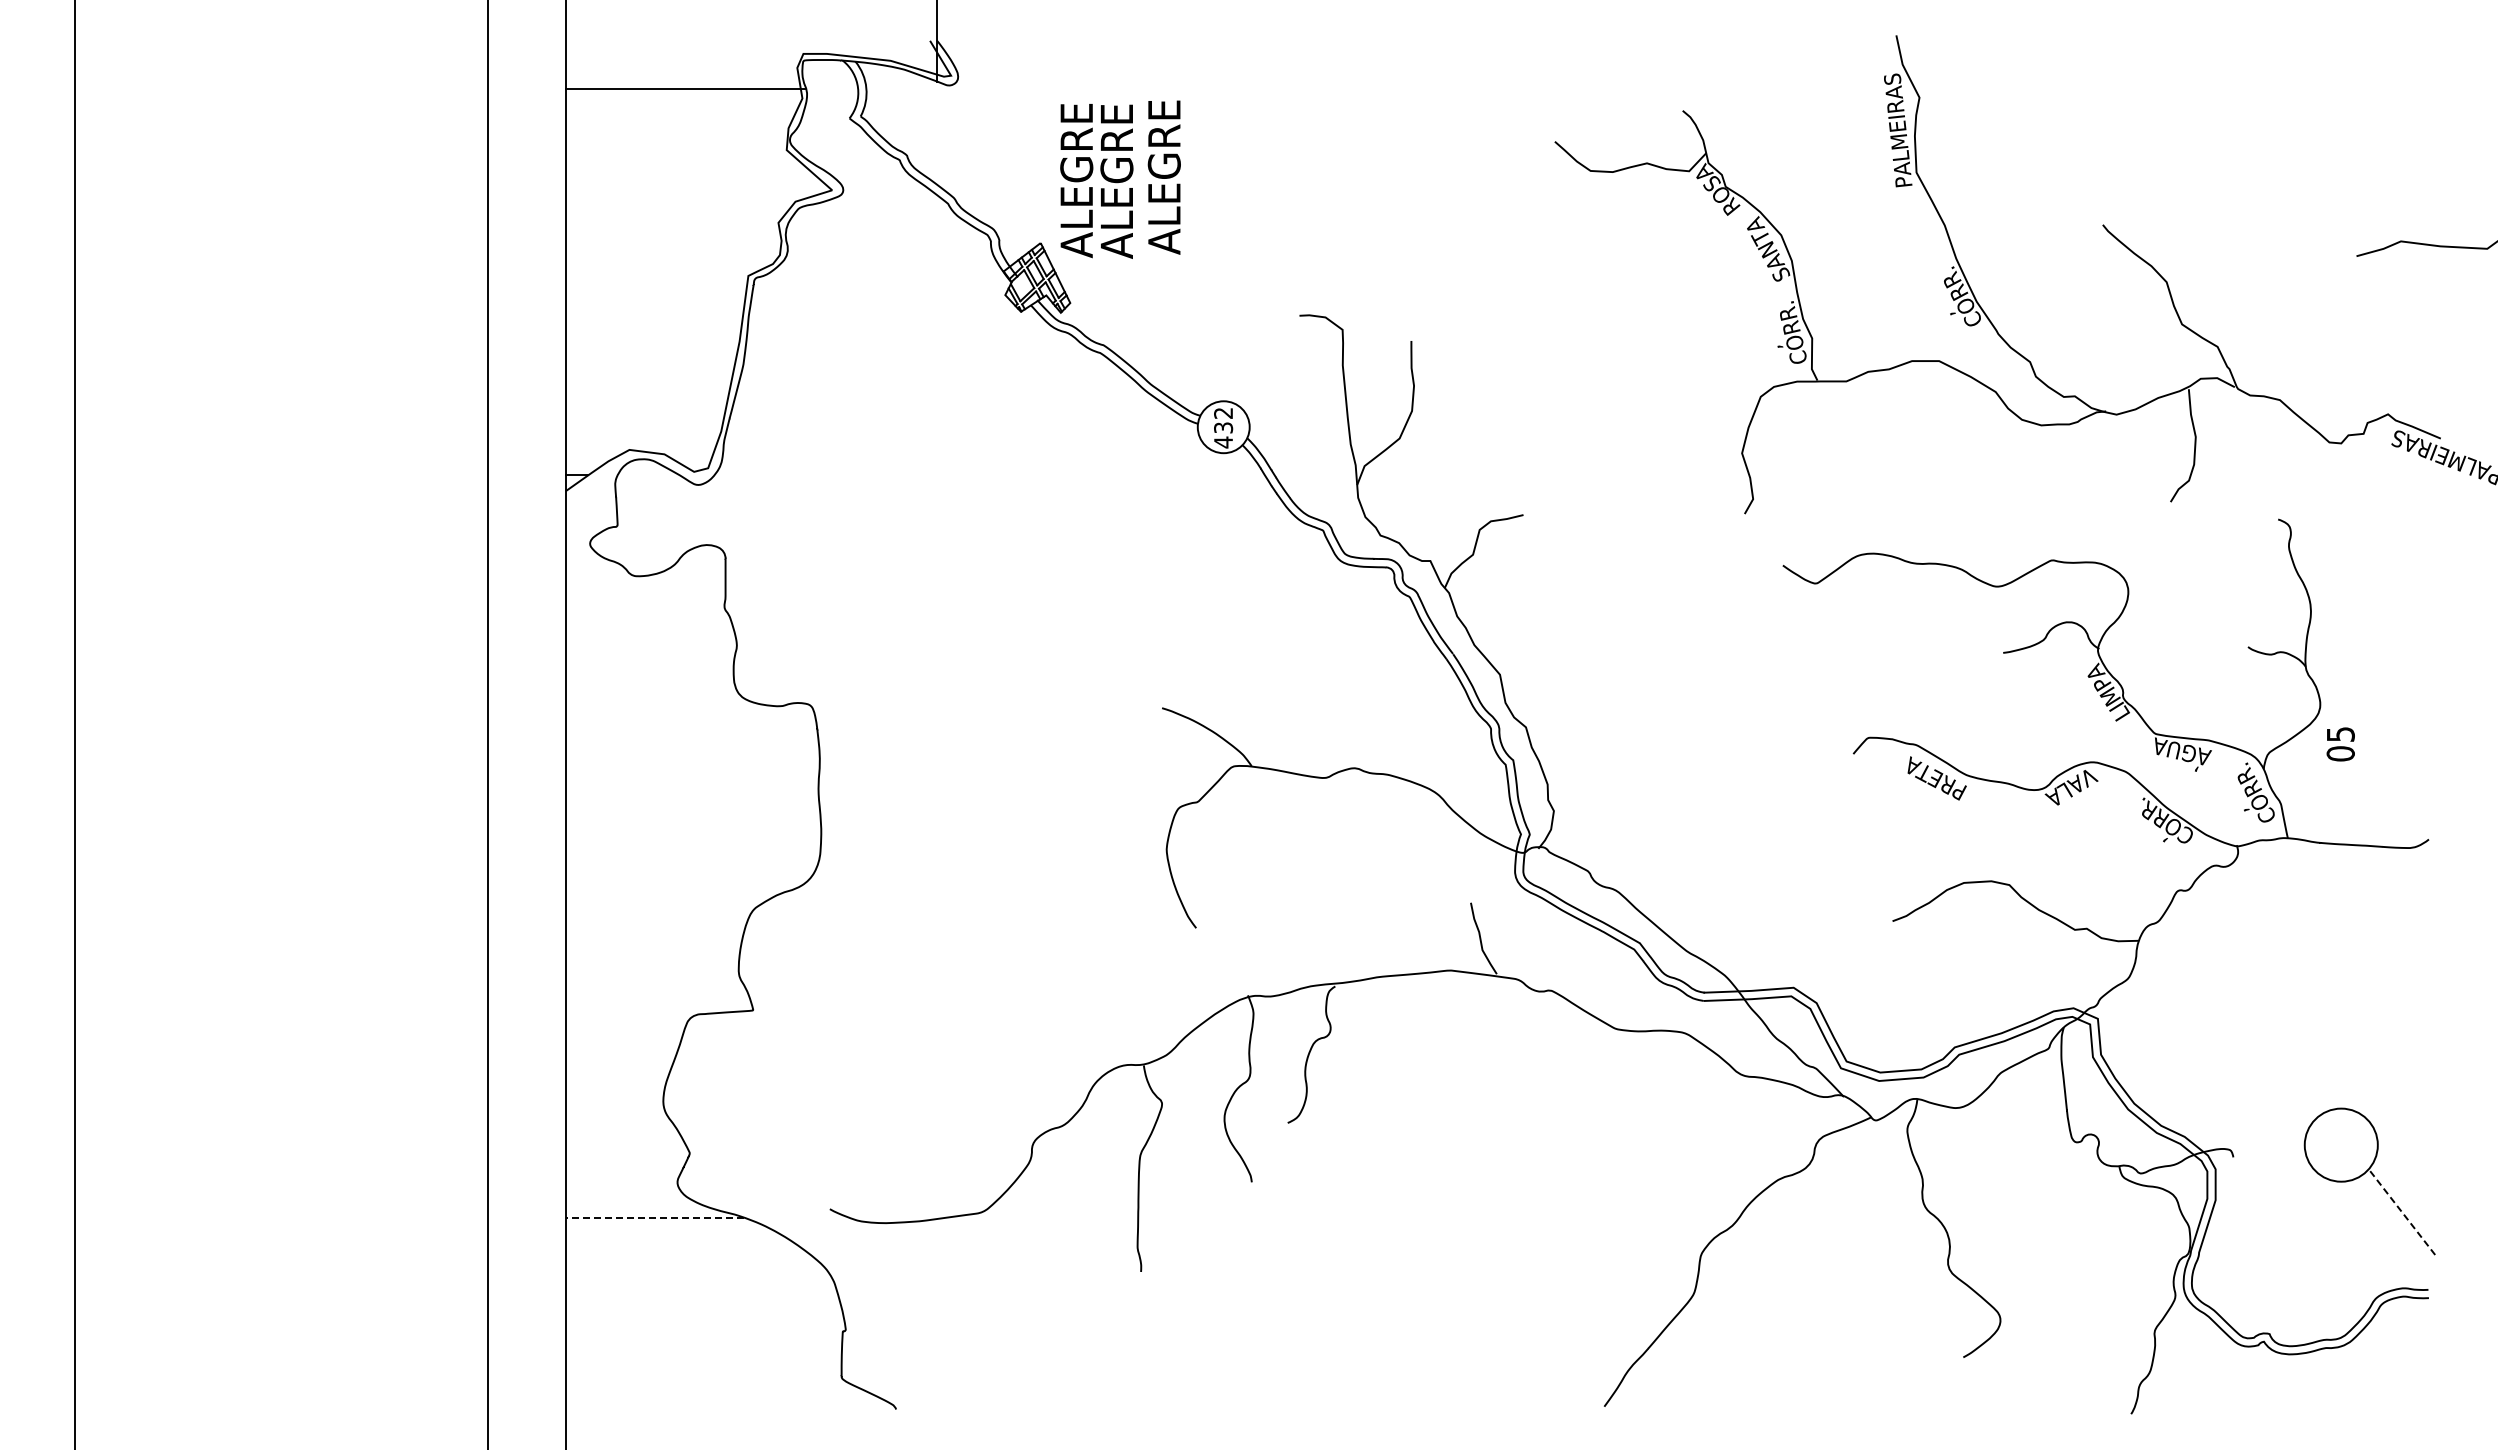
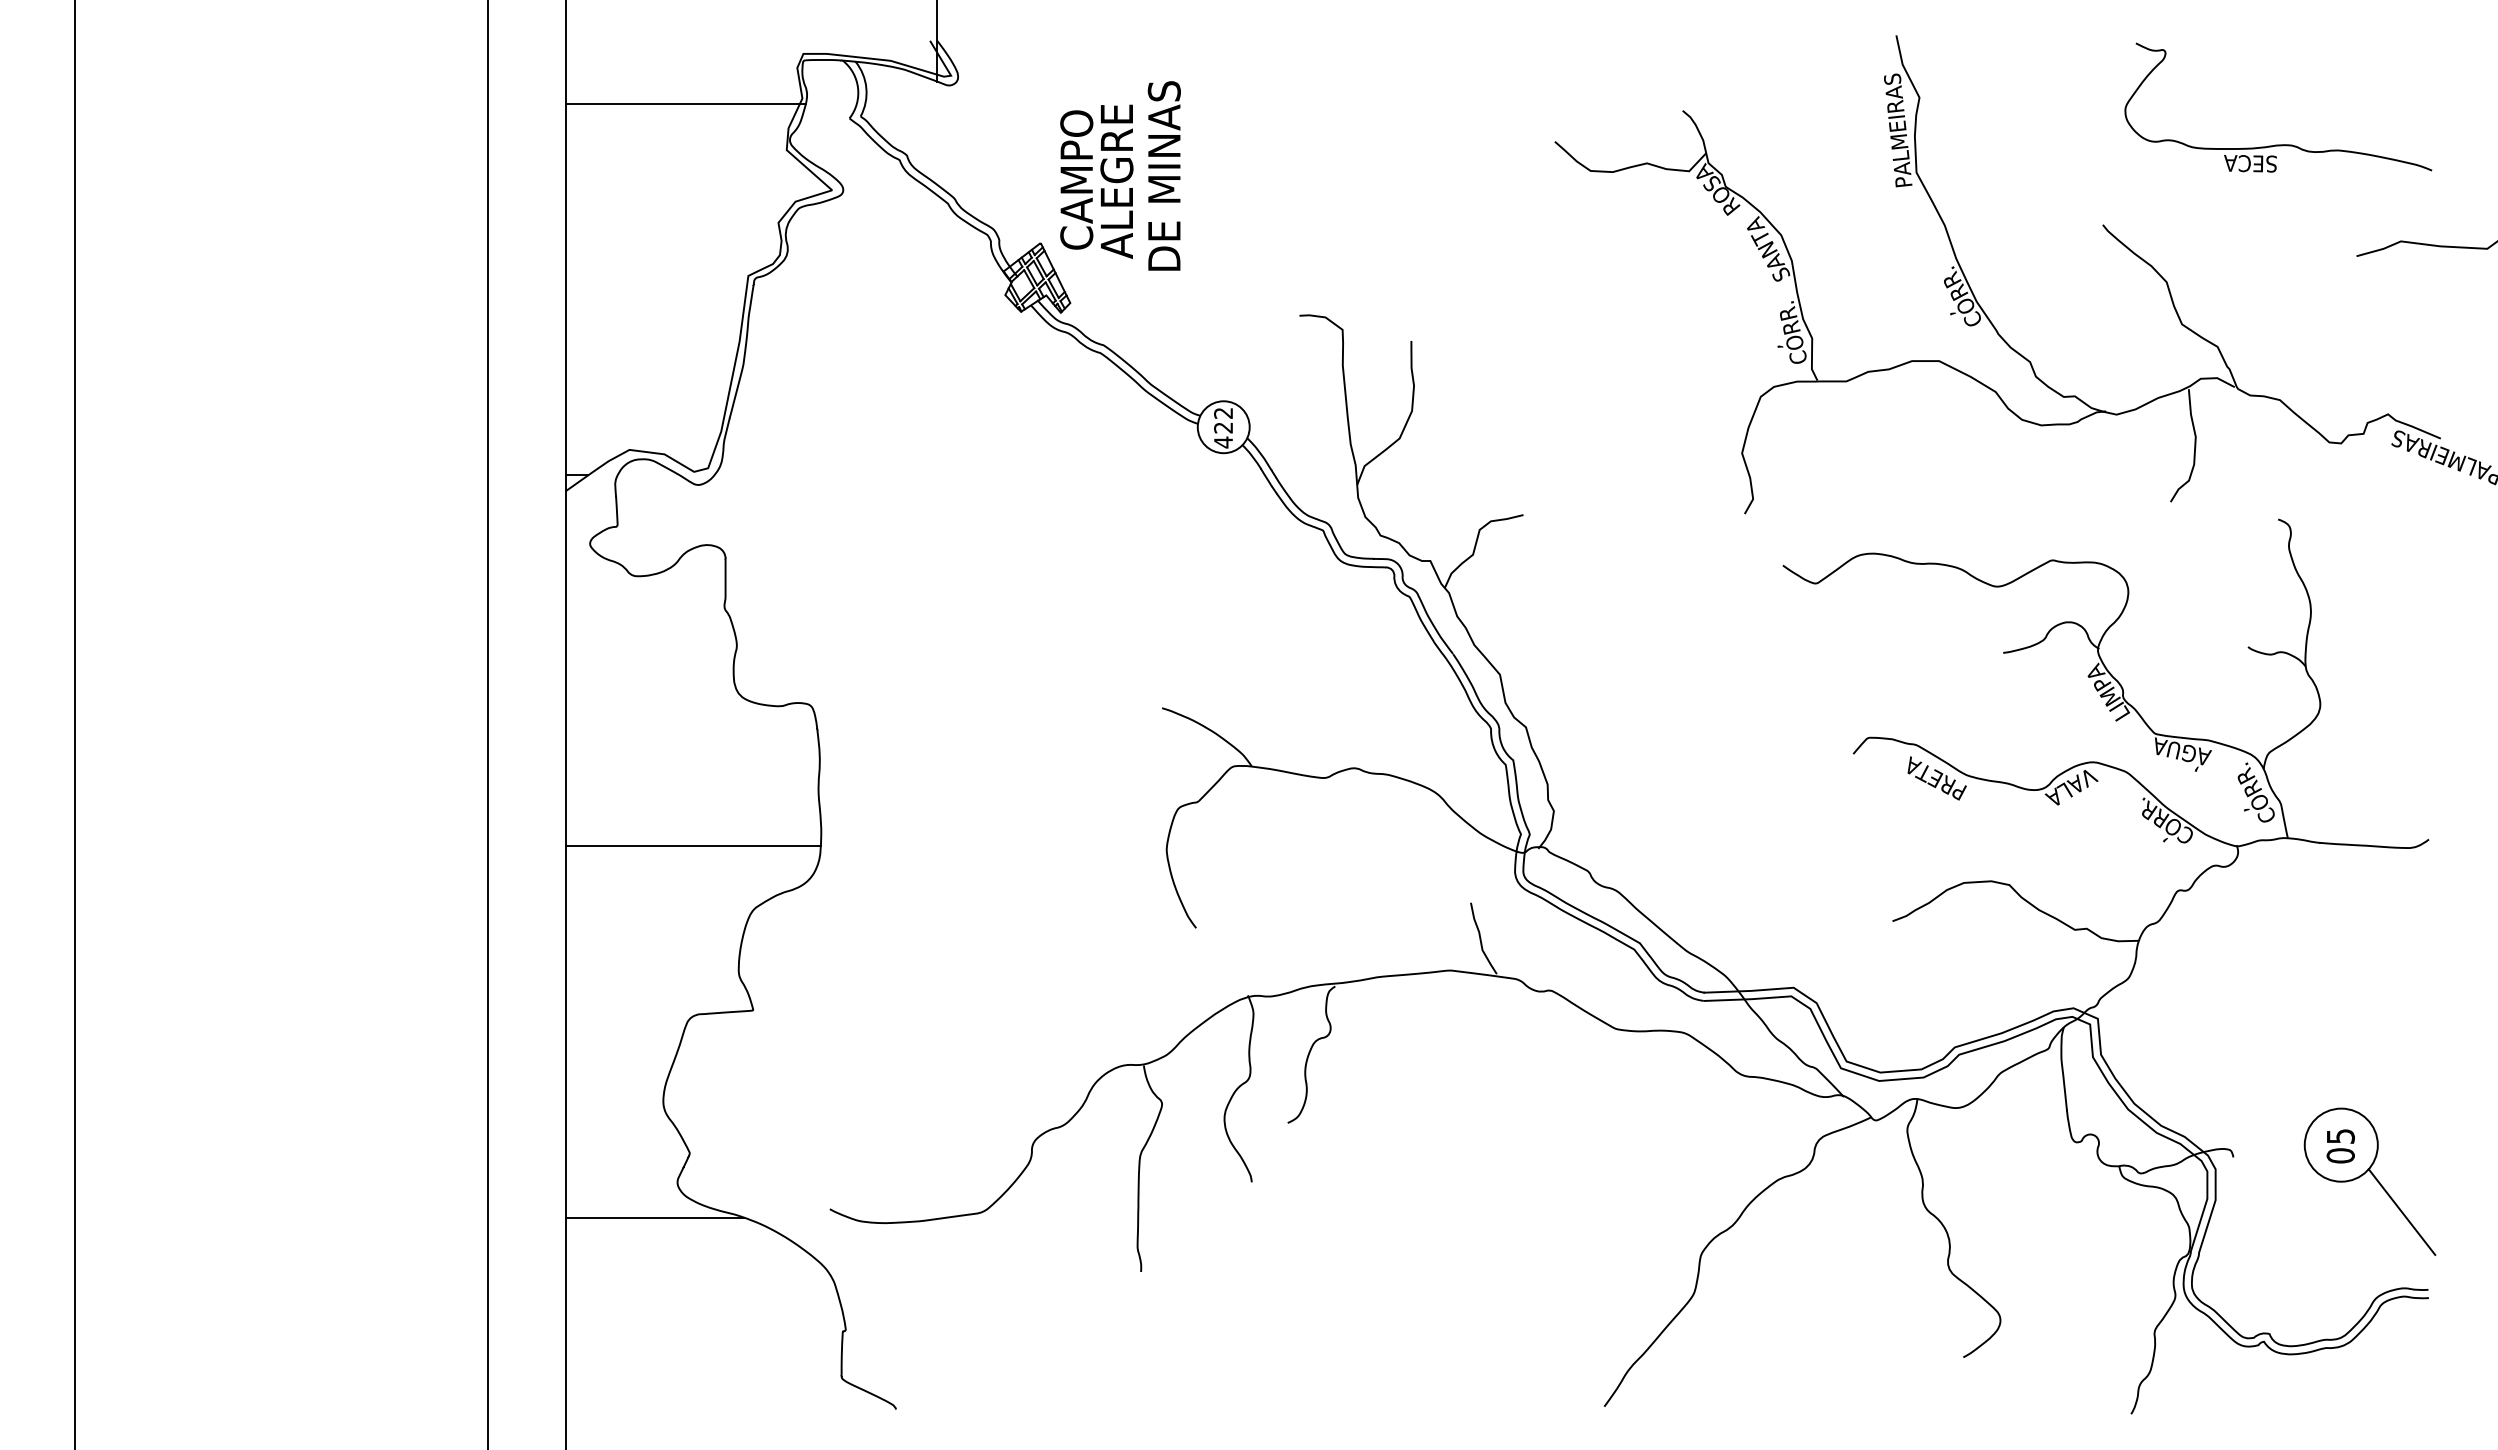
line position: (685, 89) -> (685, 104) (685, 104)
part: none -> present (2278, 144)
text: ALEGRE -> DE MINAS (1163, 175)
text: ALEGRE -> CAMPO (1076, 181)
text: 432 -> 422 (1223, 427)
text position: (2340, 744) -> (2340, 1146) (2340, 1146)
line: none -> present (693, 846)
line: dashed -> solid (2401, 1211)
line: dashed -> solid (654, 1217)
